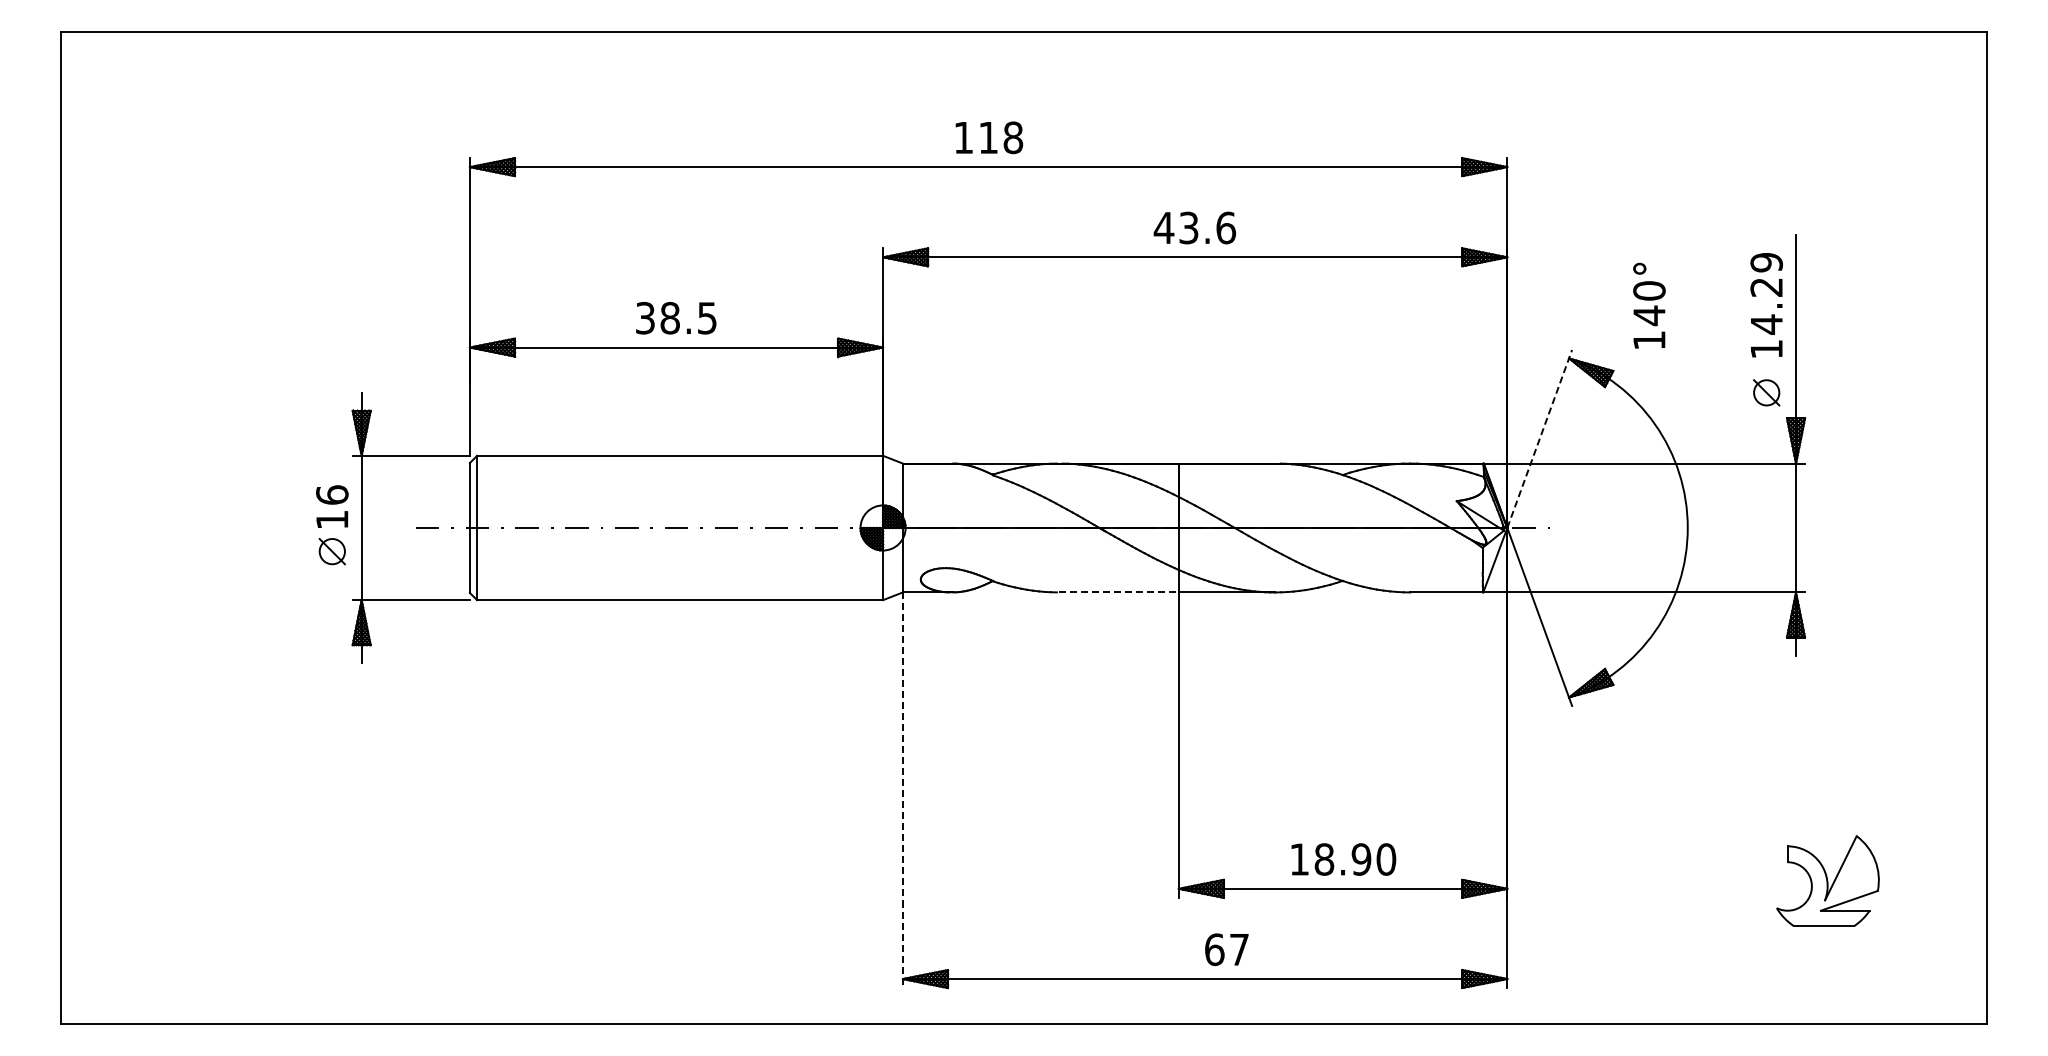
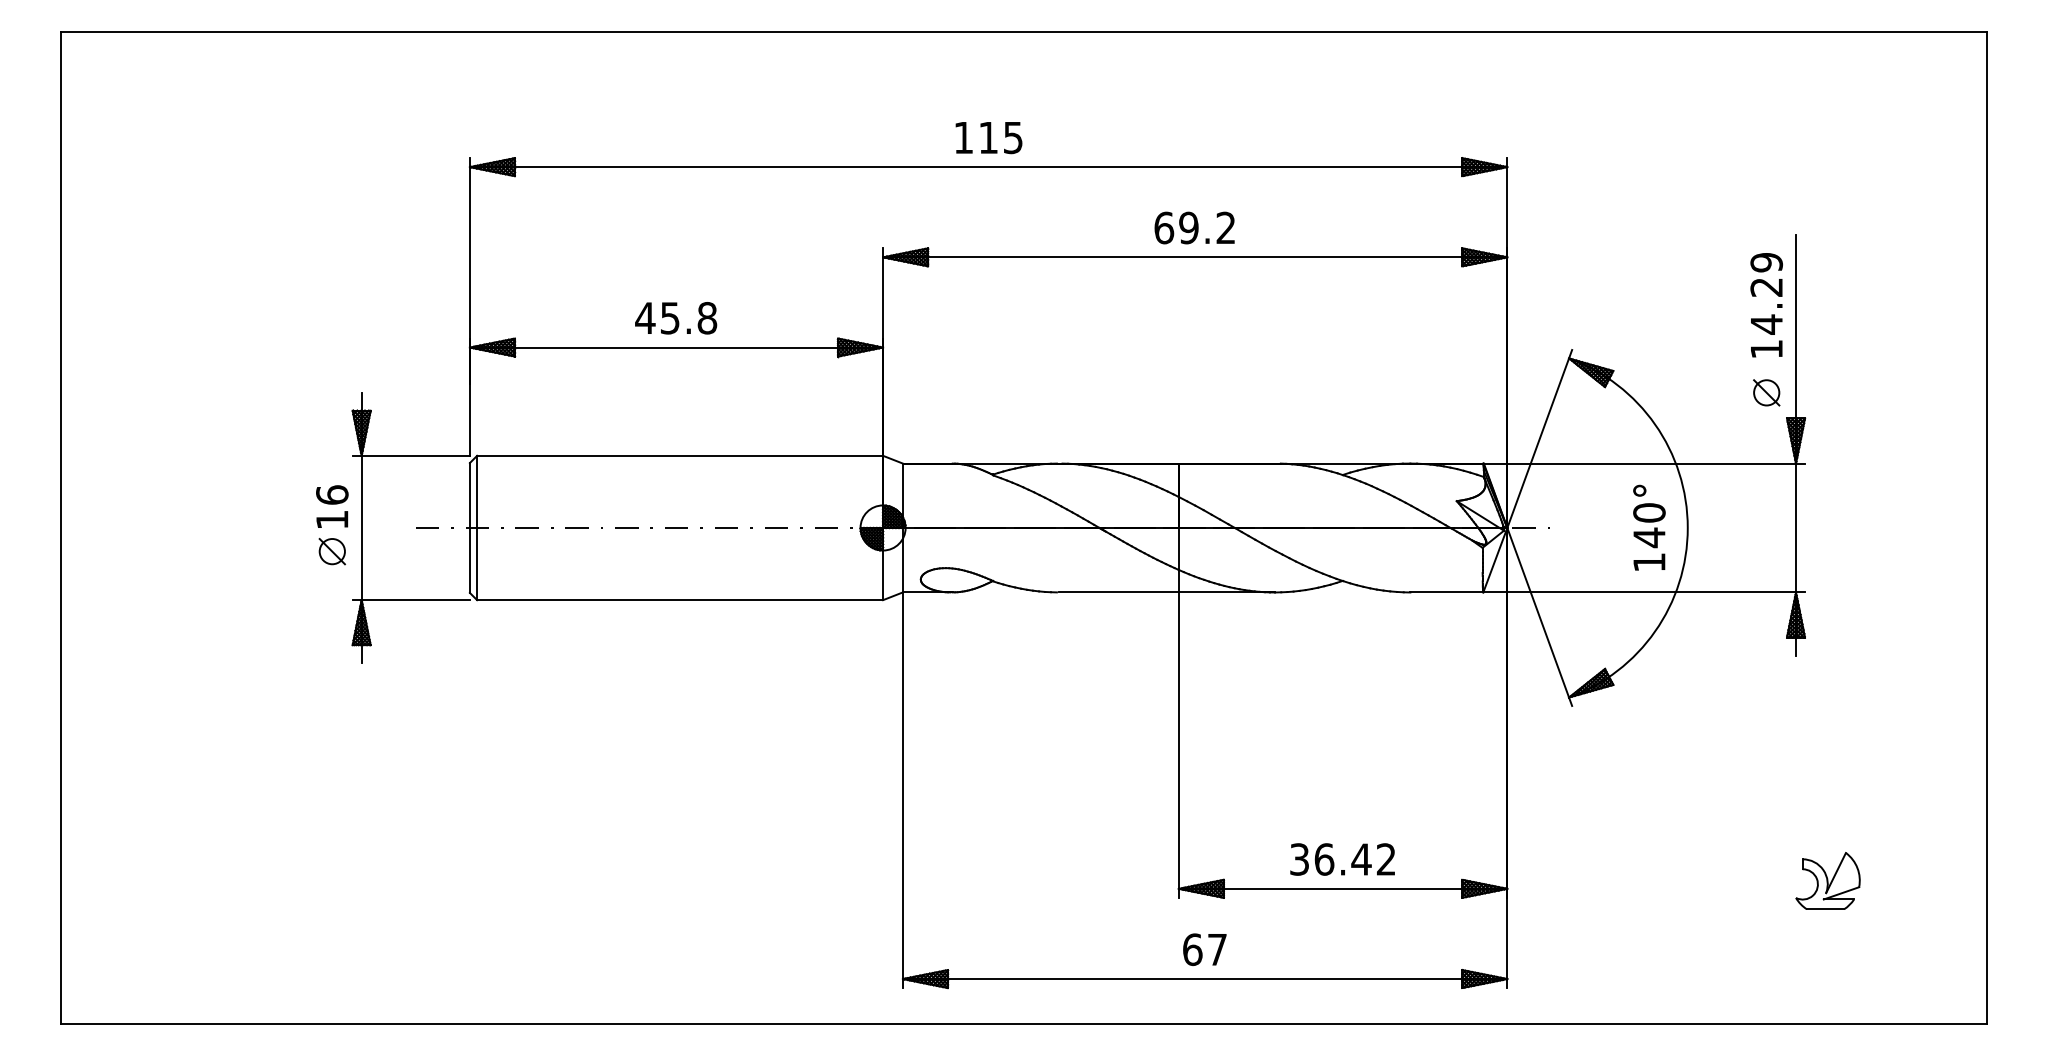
text: 118 -> 115 (1013, 137)
text: 43.6 -> 69.2 (1194, 227)
text position: (1649, 305) -> (1649, 527) (1649, 527)
text: 38.5 -> 45.8 (676, 318)
line: dashed -> solid (1539, 439)
line: dashed -> solid (1119, 592)
line: dashed -> solid (902, 790)
text: 18.90 -> 36.42 (1343, 859)
part size: 104x92 px -> 66x58 px (1827, 880)
text position: (1226, 949) -> (1204, 949) (1204, 949)
